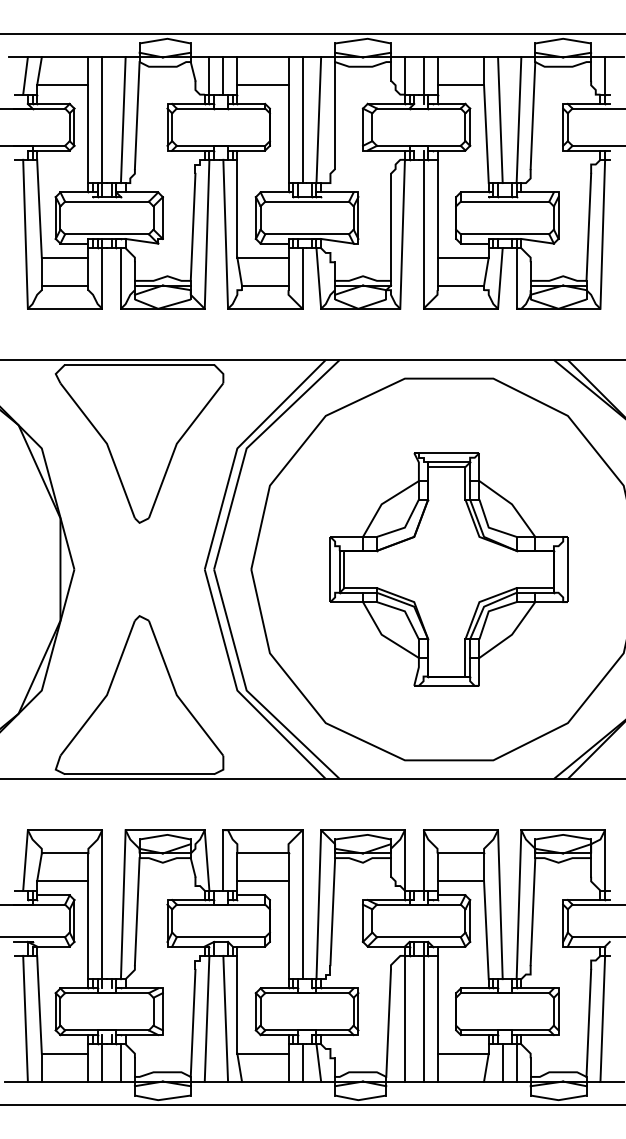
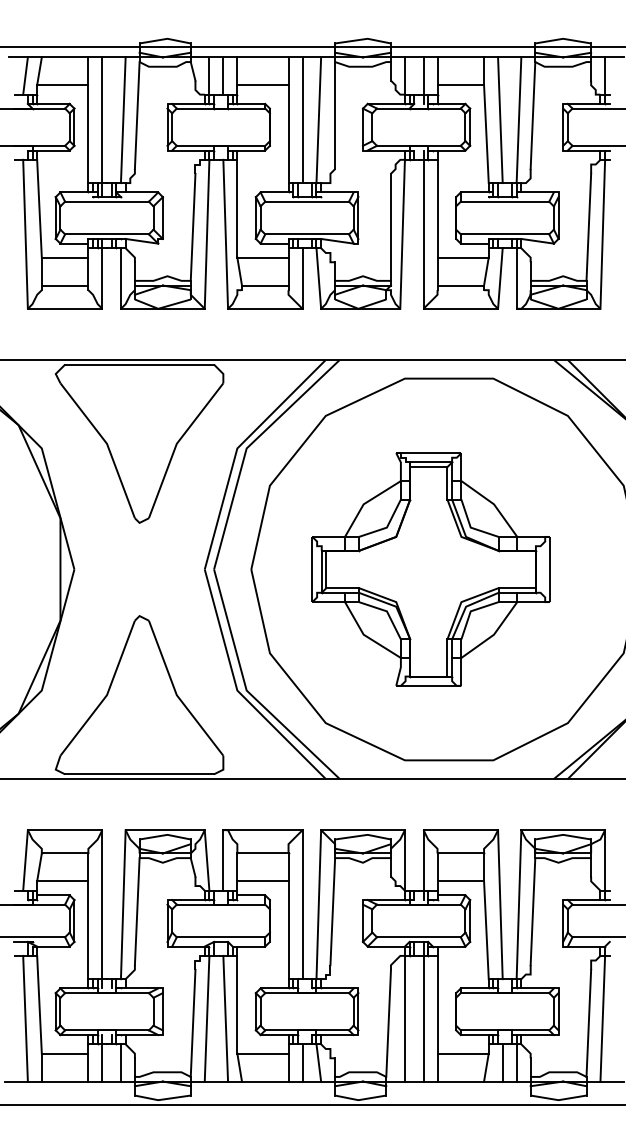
line position: (312, 34) -> (312, 47) (312, 47)
part position: (448, 569) -> (430, 569) (430, 569)
